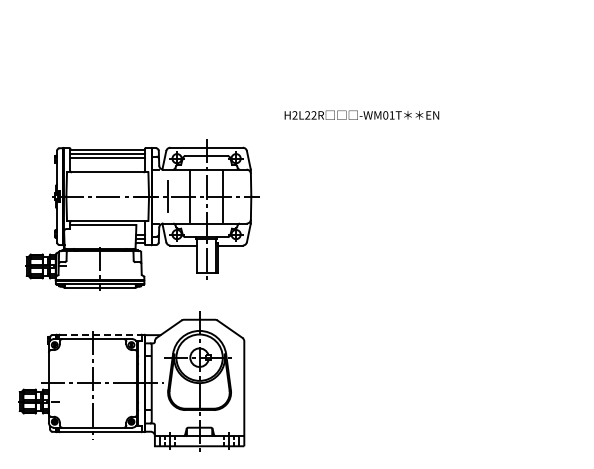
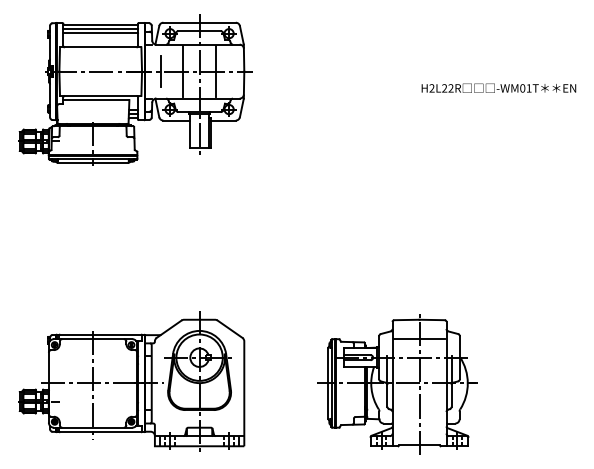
text position: (361, 114) -> (498, 87) (498, 87)
part position: (142, 214) -> (135, 89) (135, 89)
line: dashed -> solid (101, 334)
part: none -> present (397, 384)
